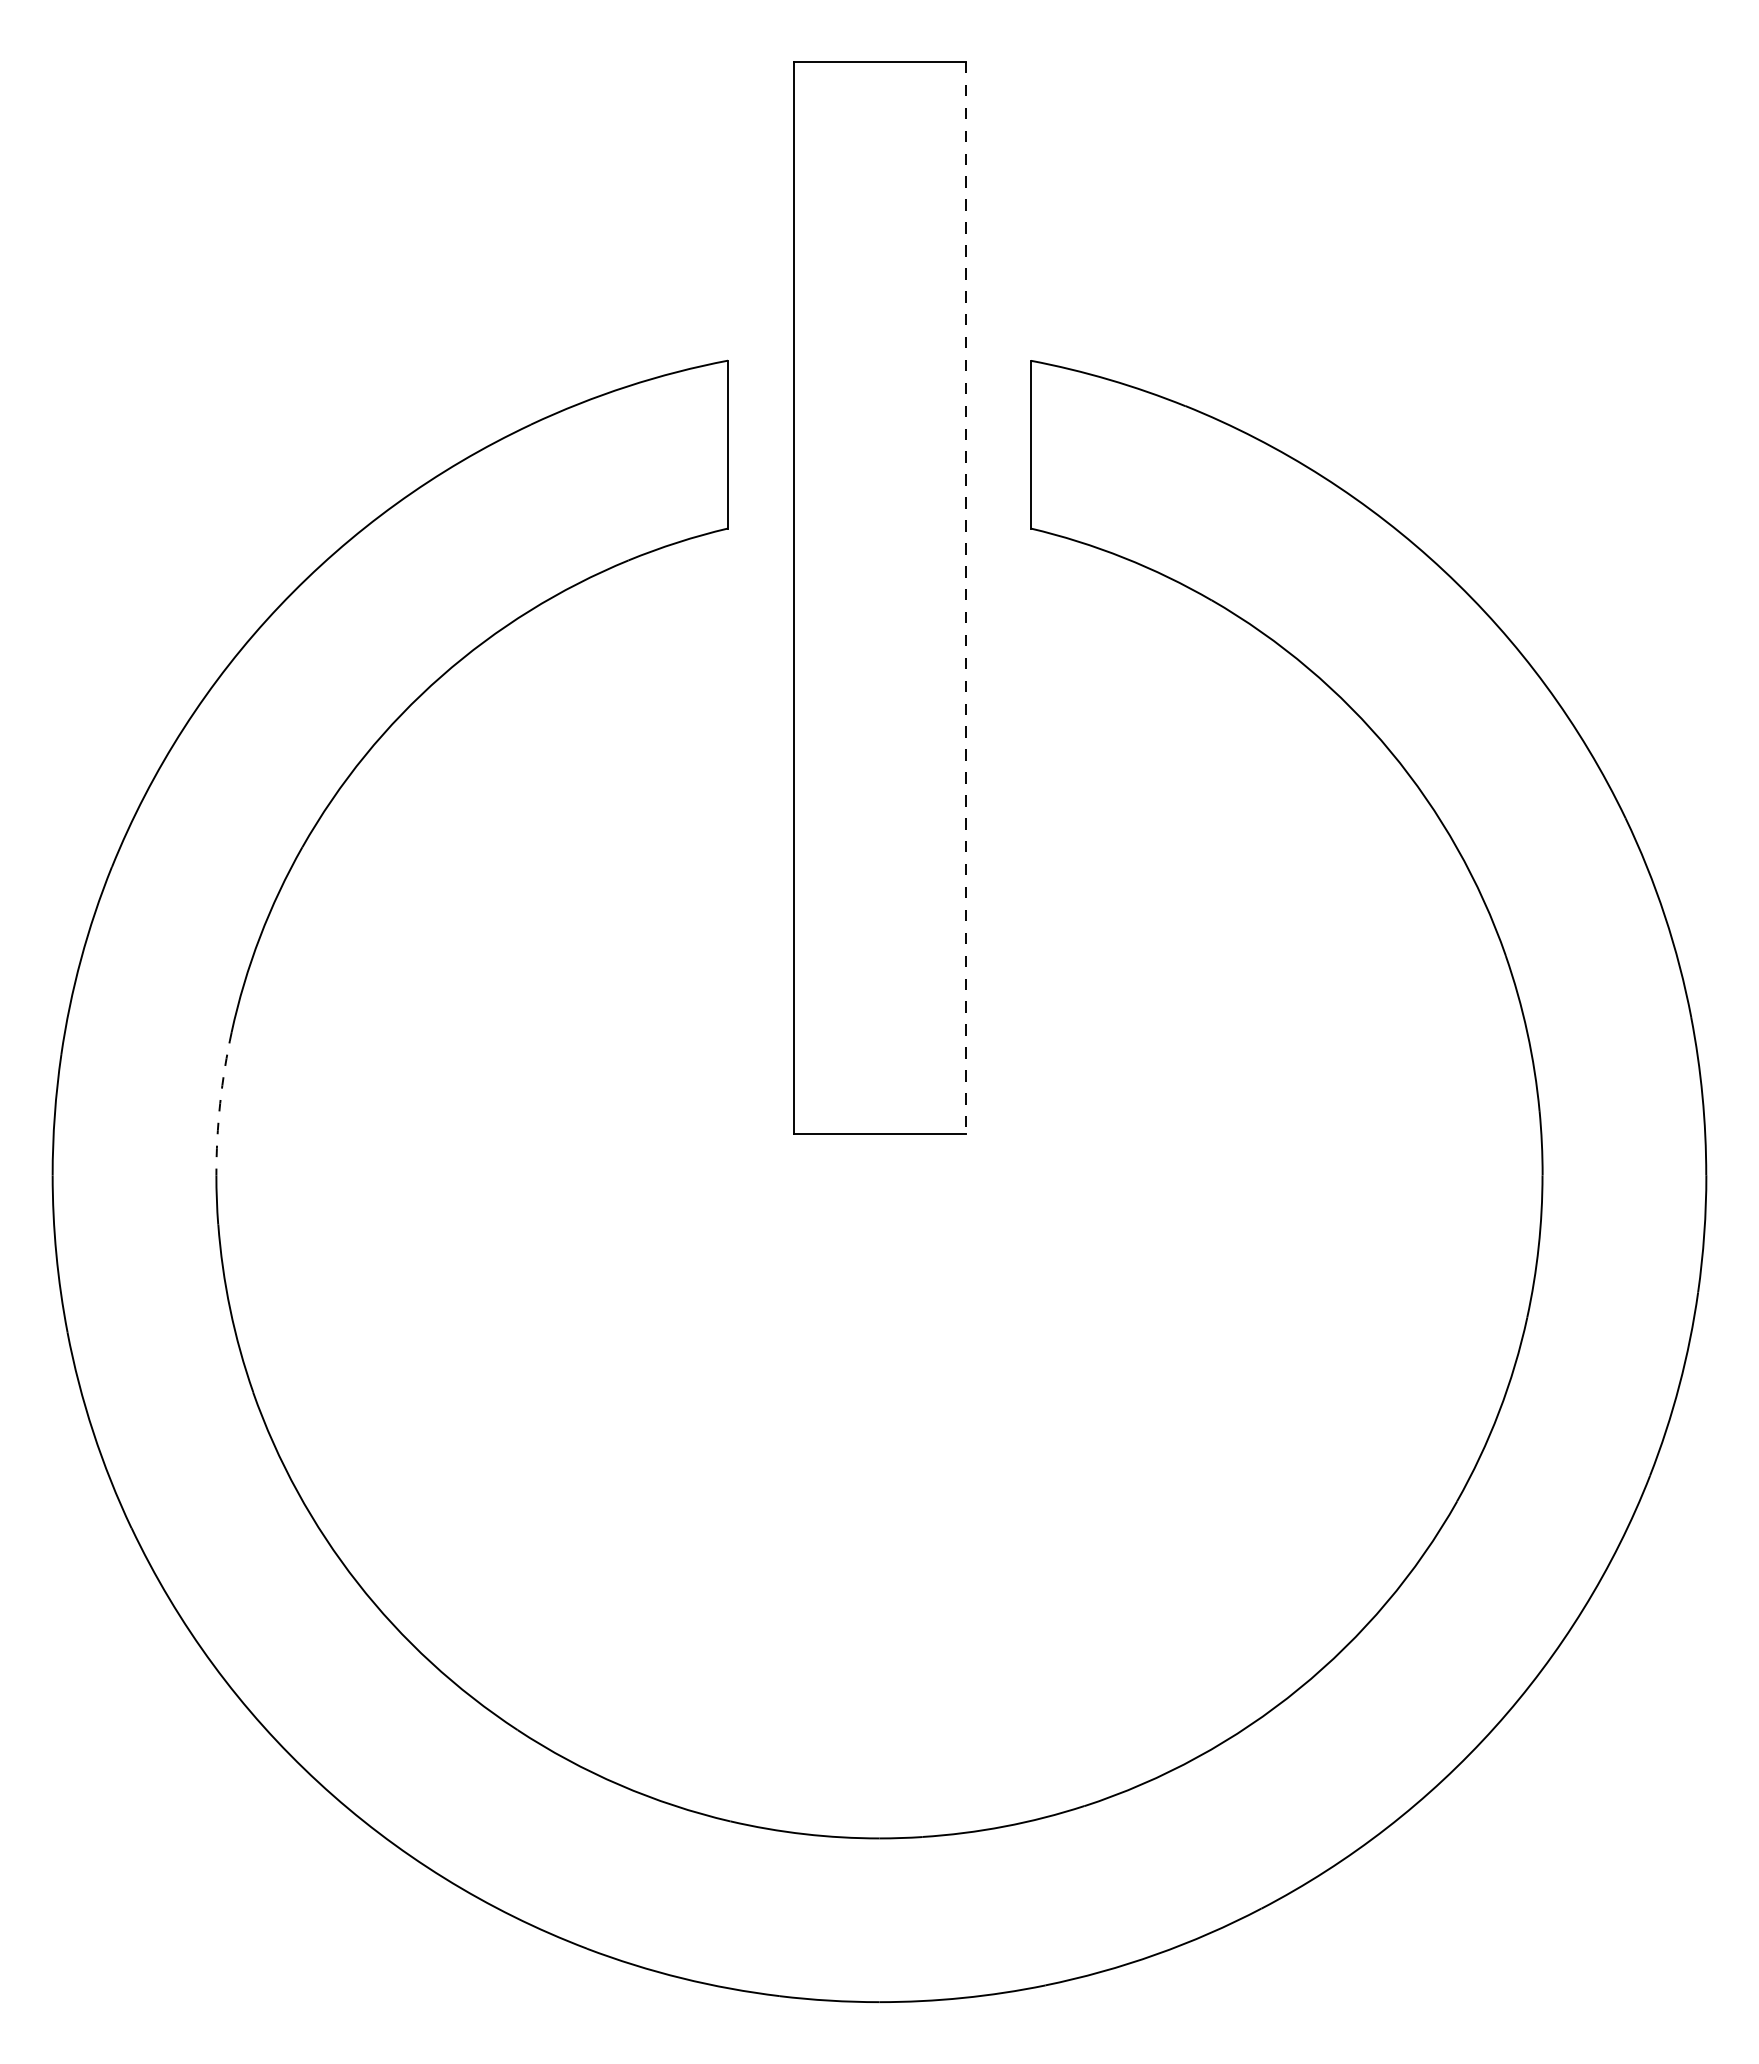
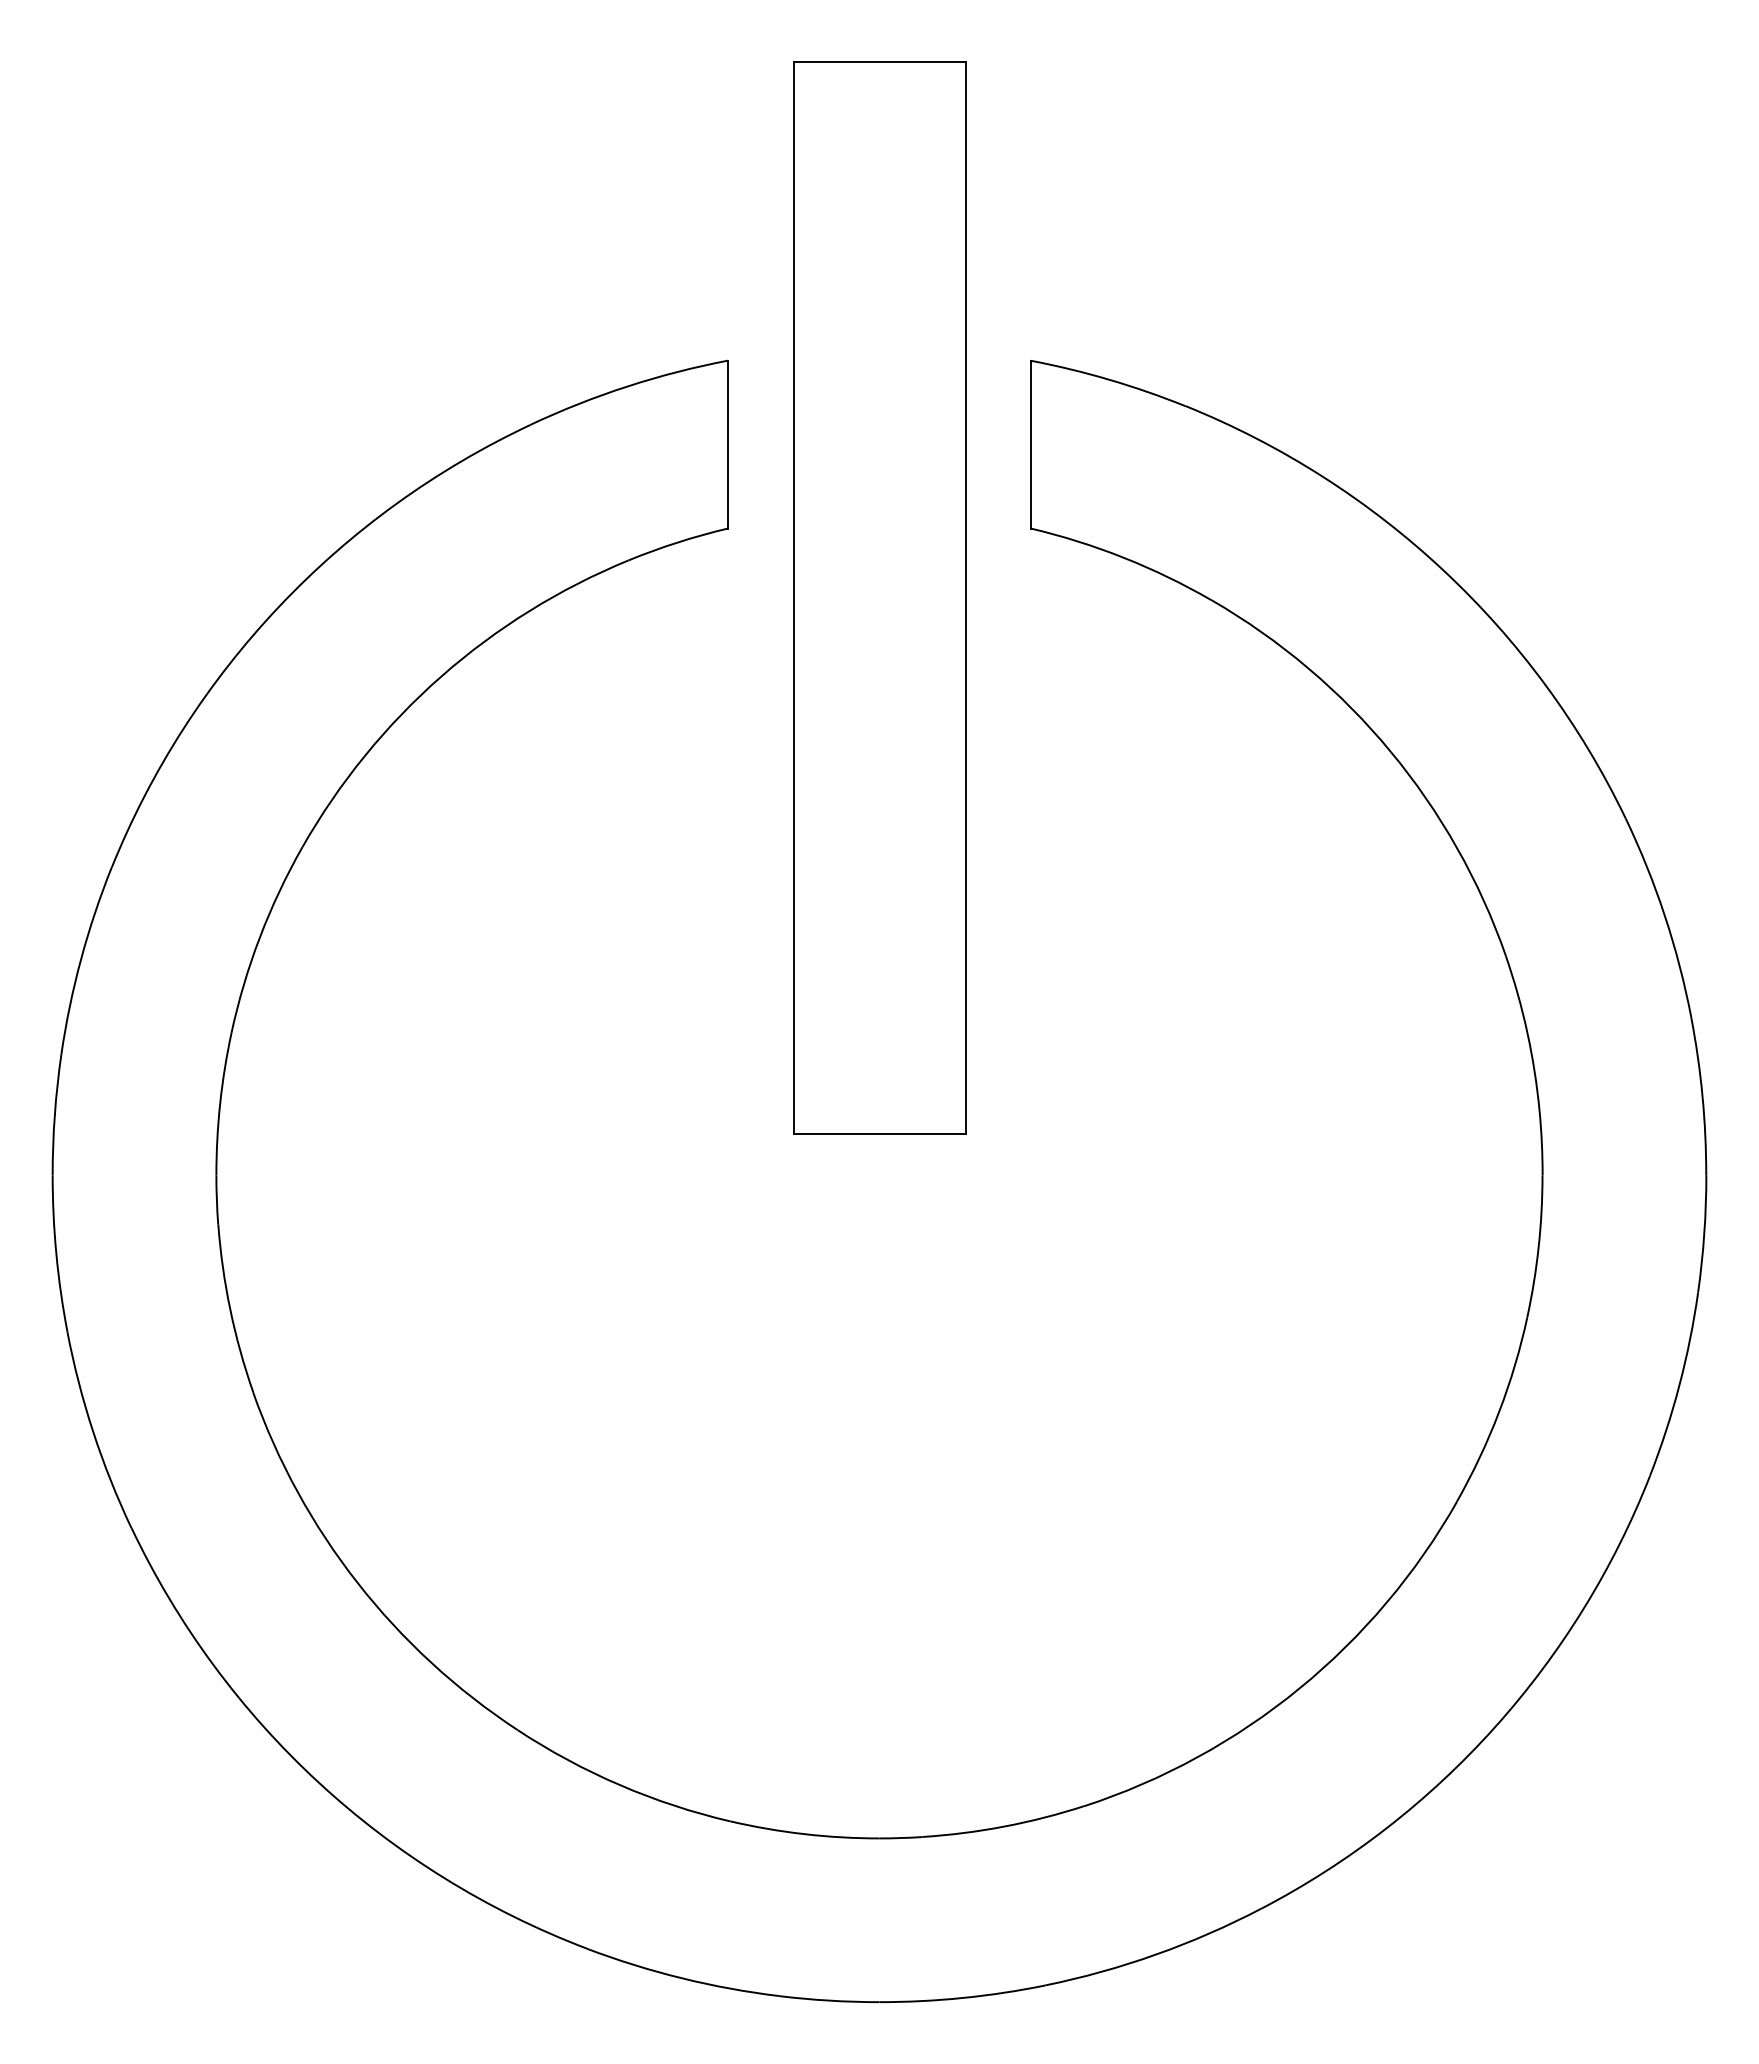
line: dashed -> solid (965, 598)
arc: dashed -> solid (220, 1103)
